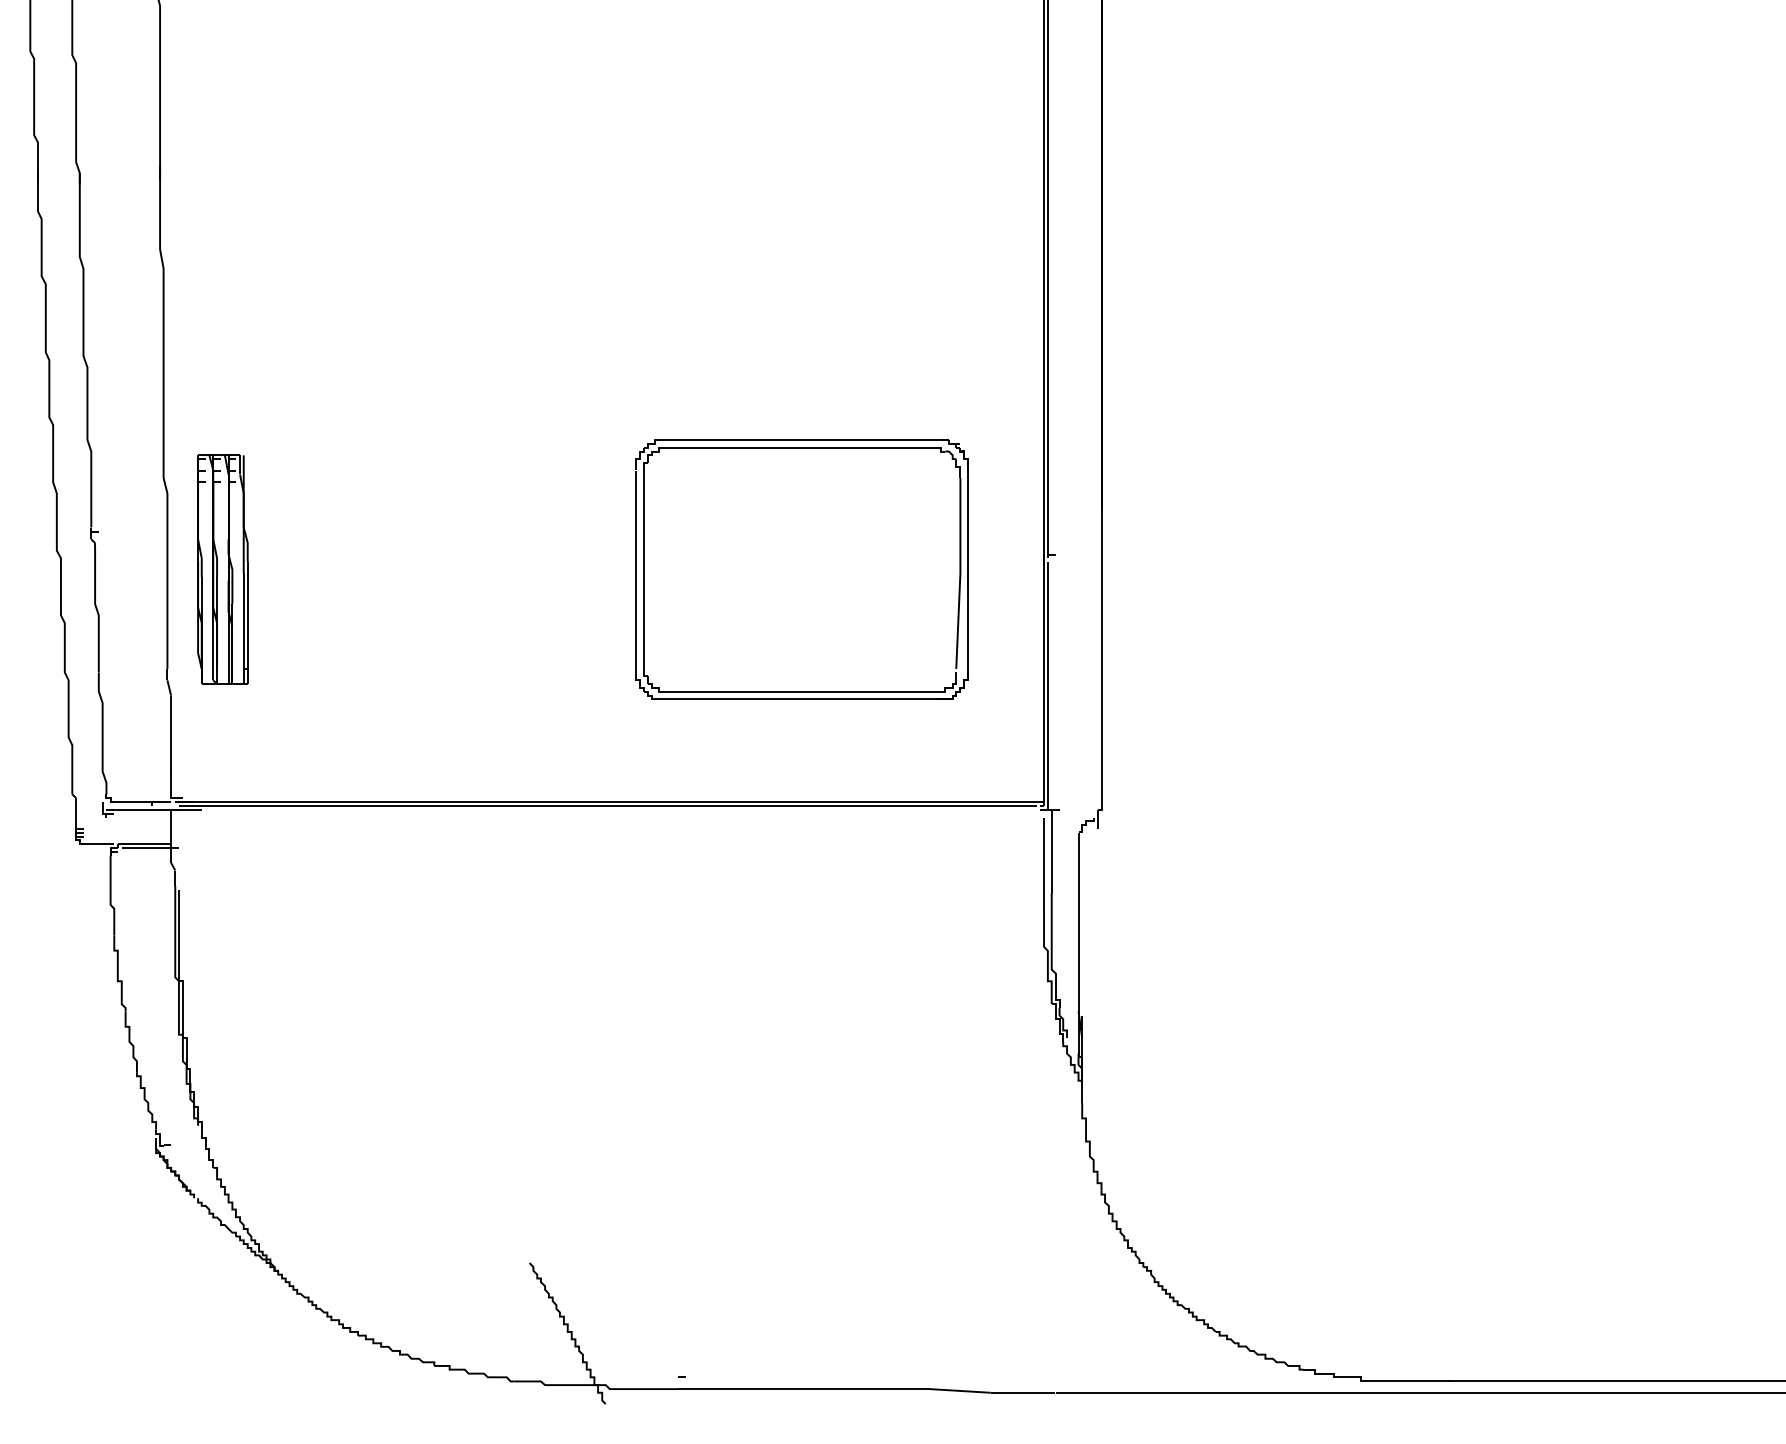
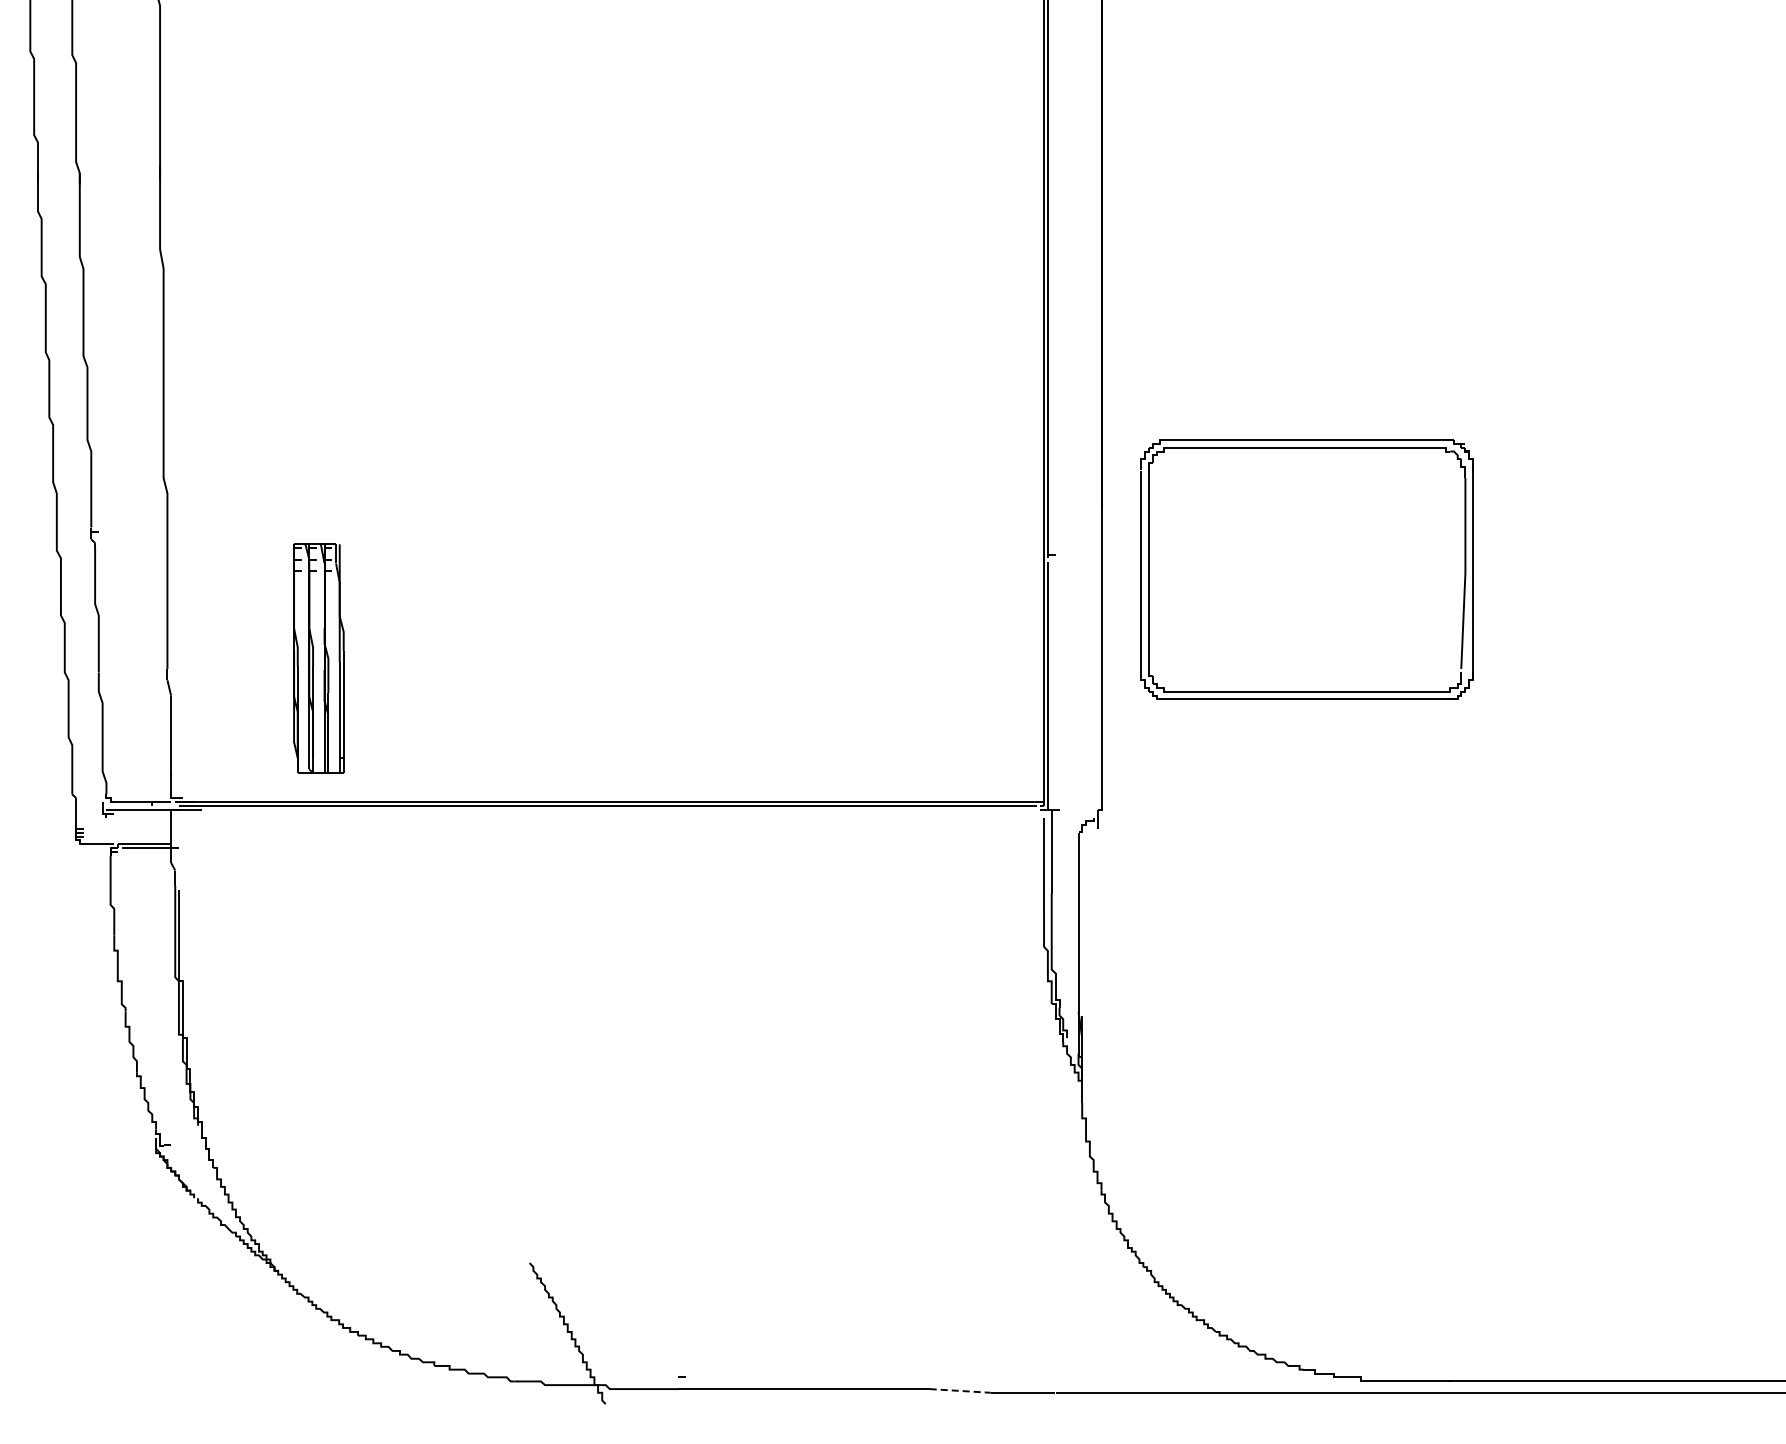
part position: (801, 448) -> (1306, 448) (1306, 448)
part position: (222, 569) -> (318, 658) (318, 658)
line: solid -> dashed (960, 1390)
